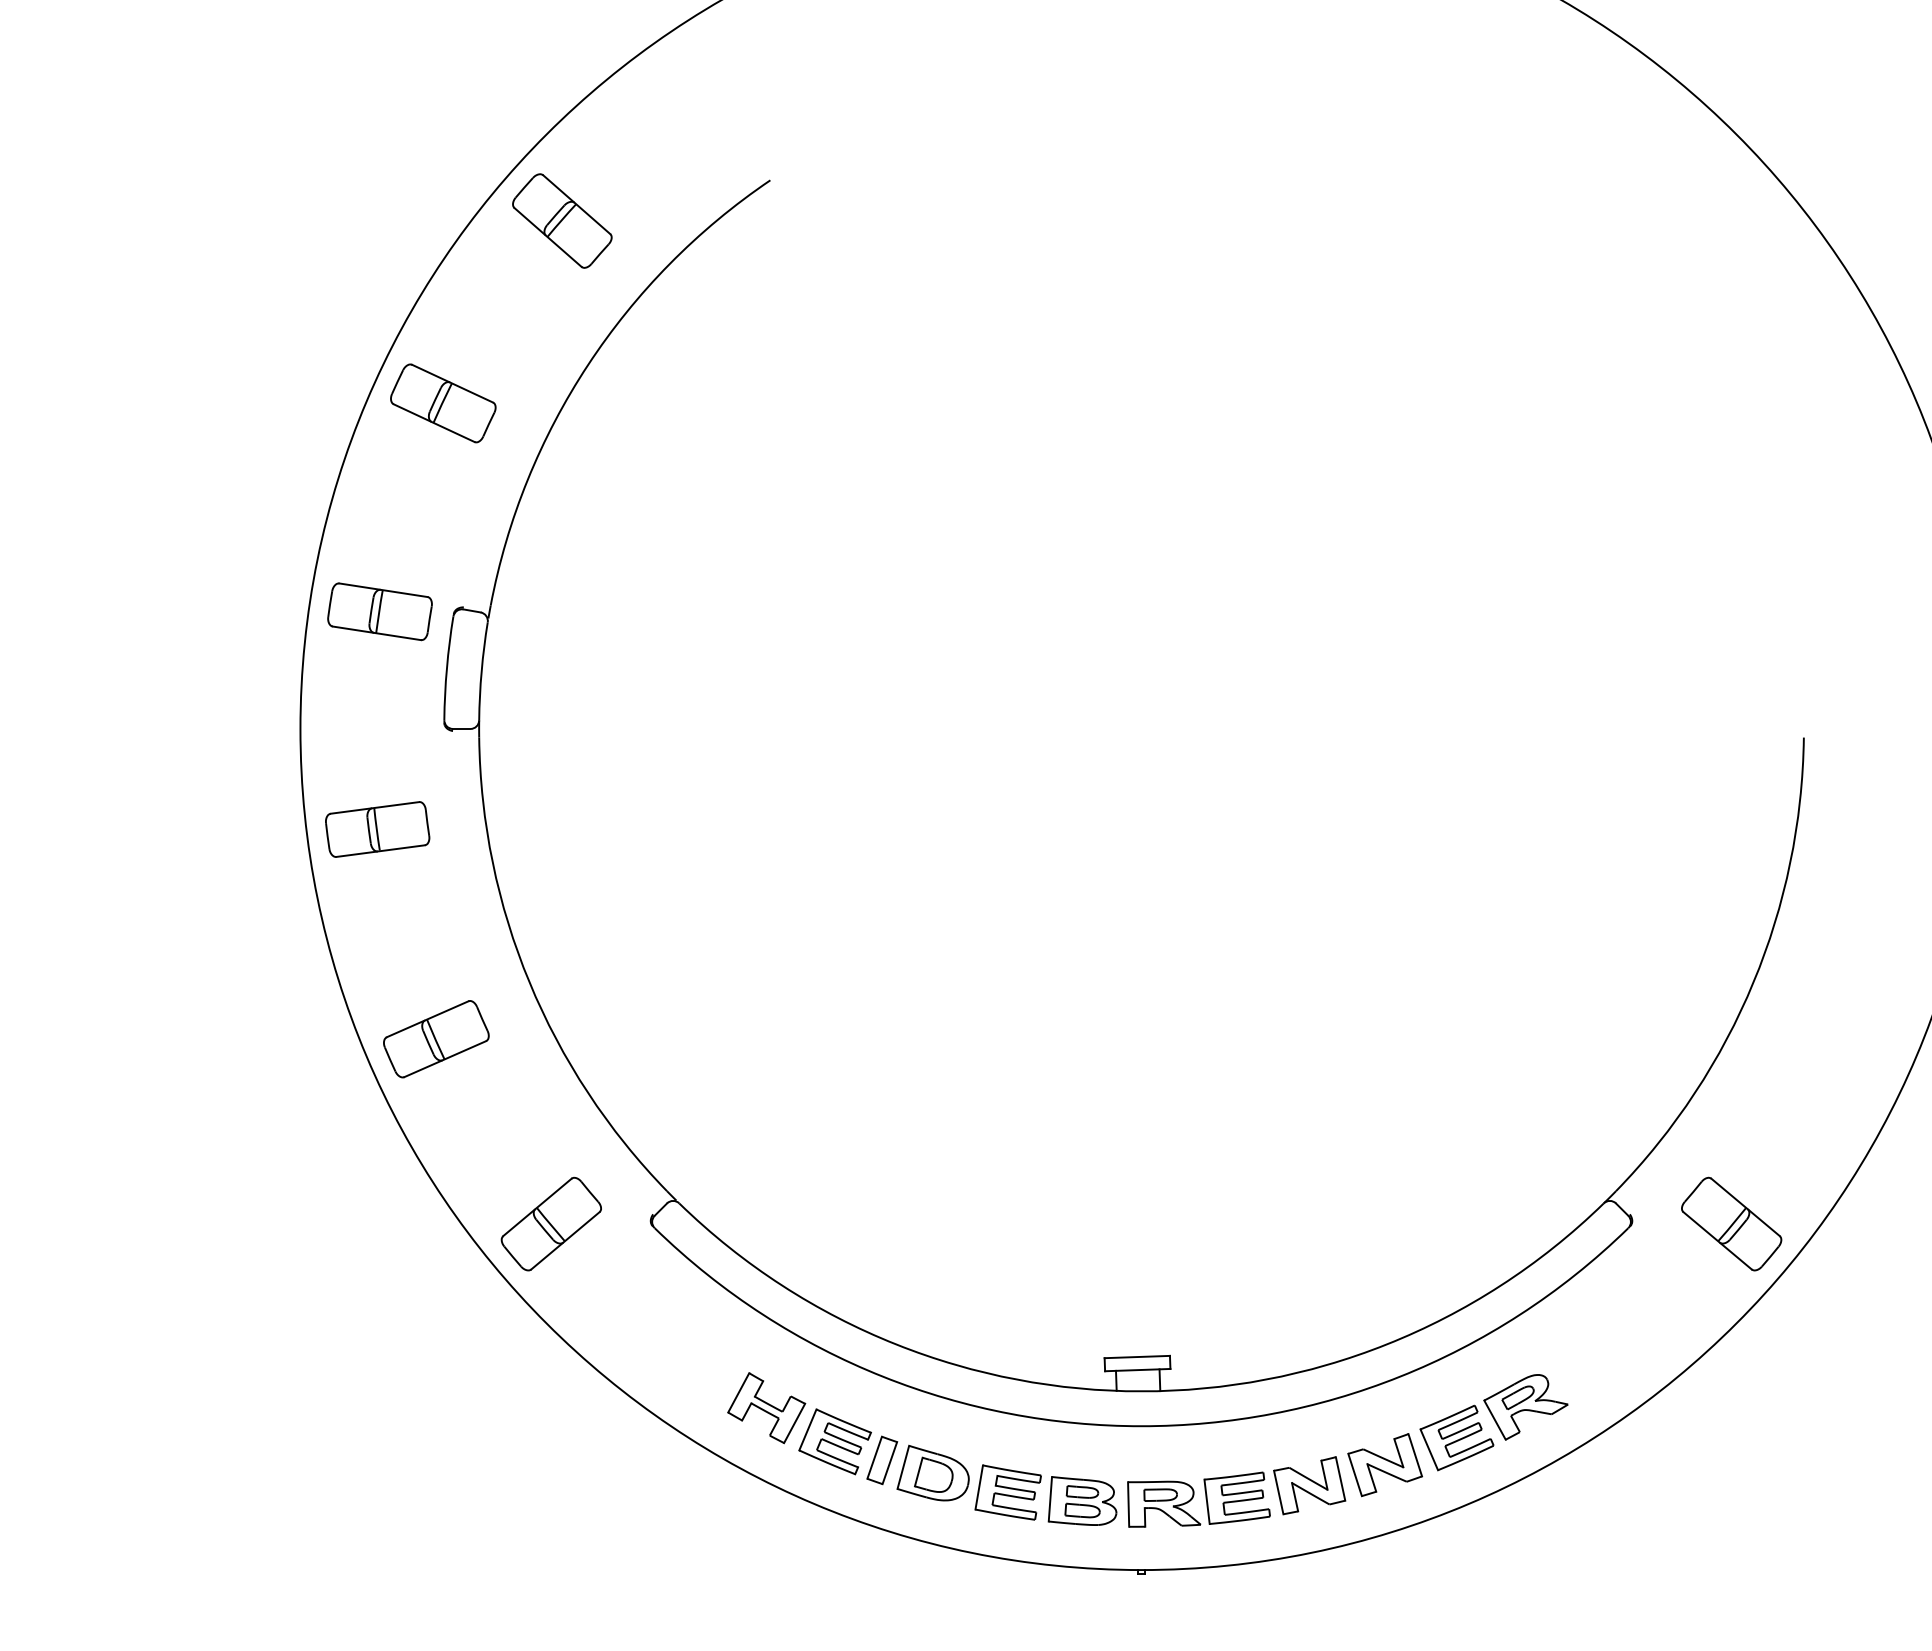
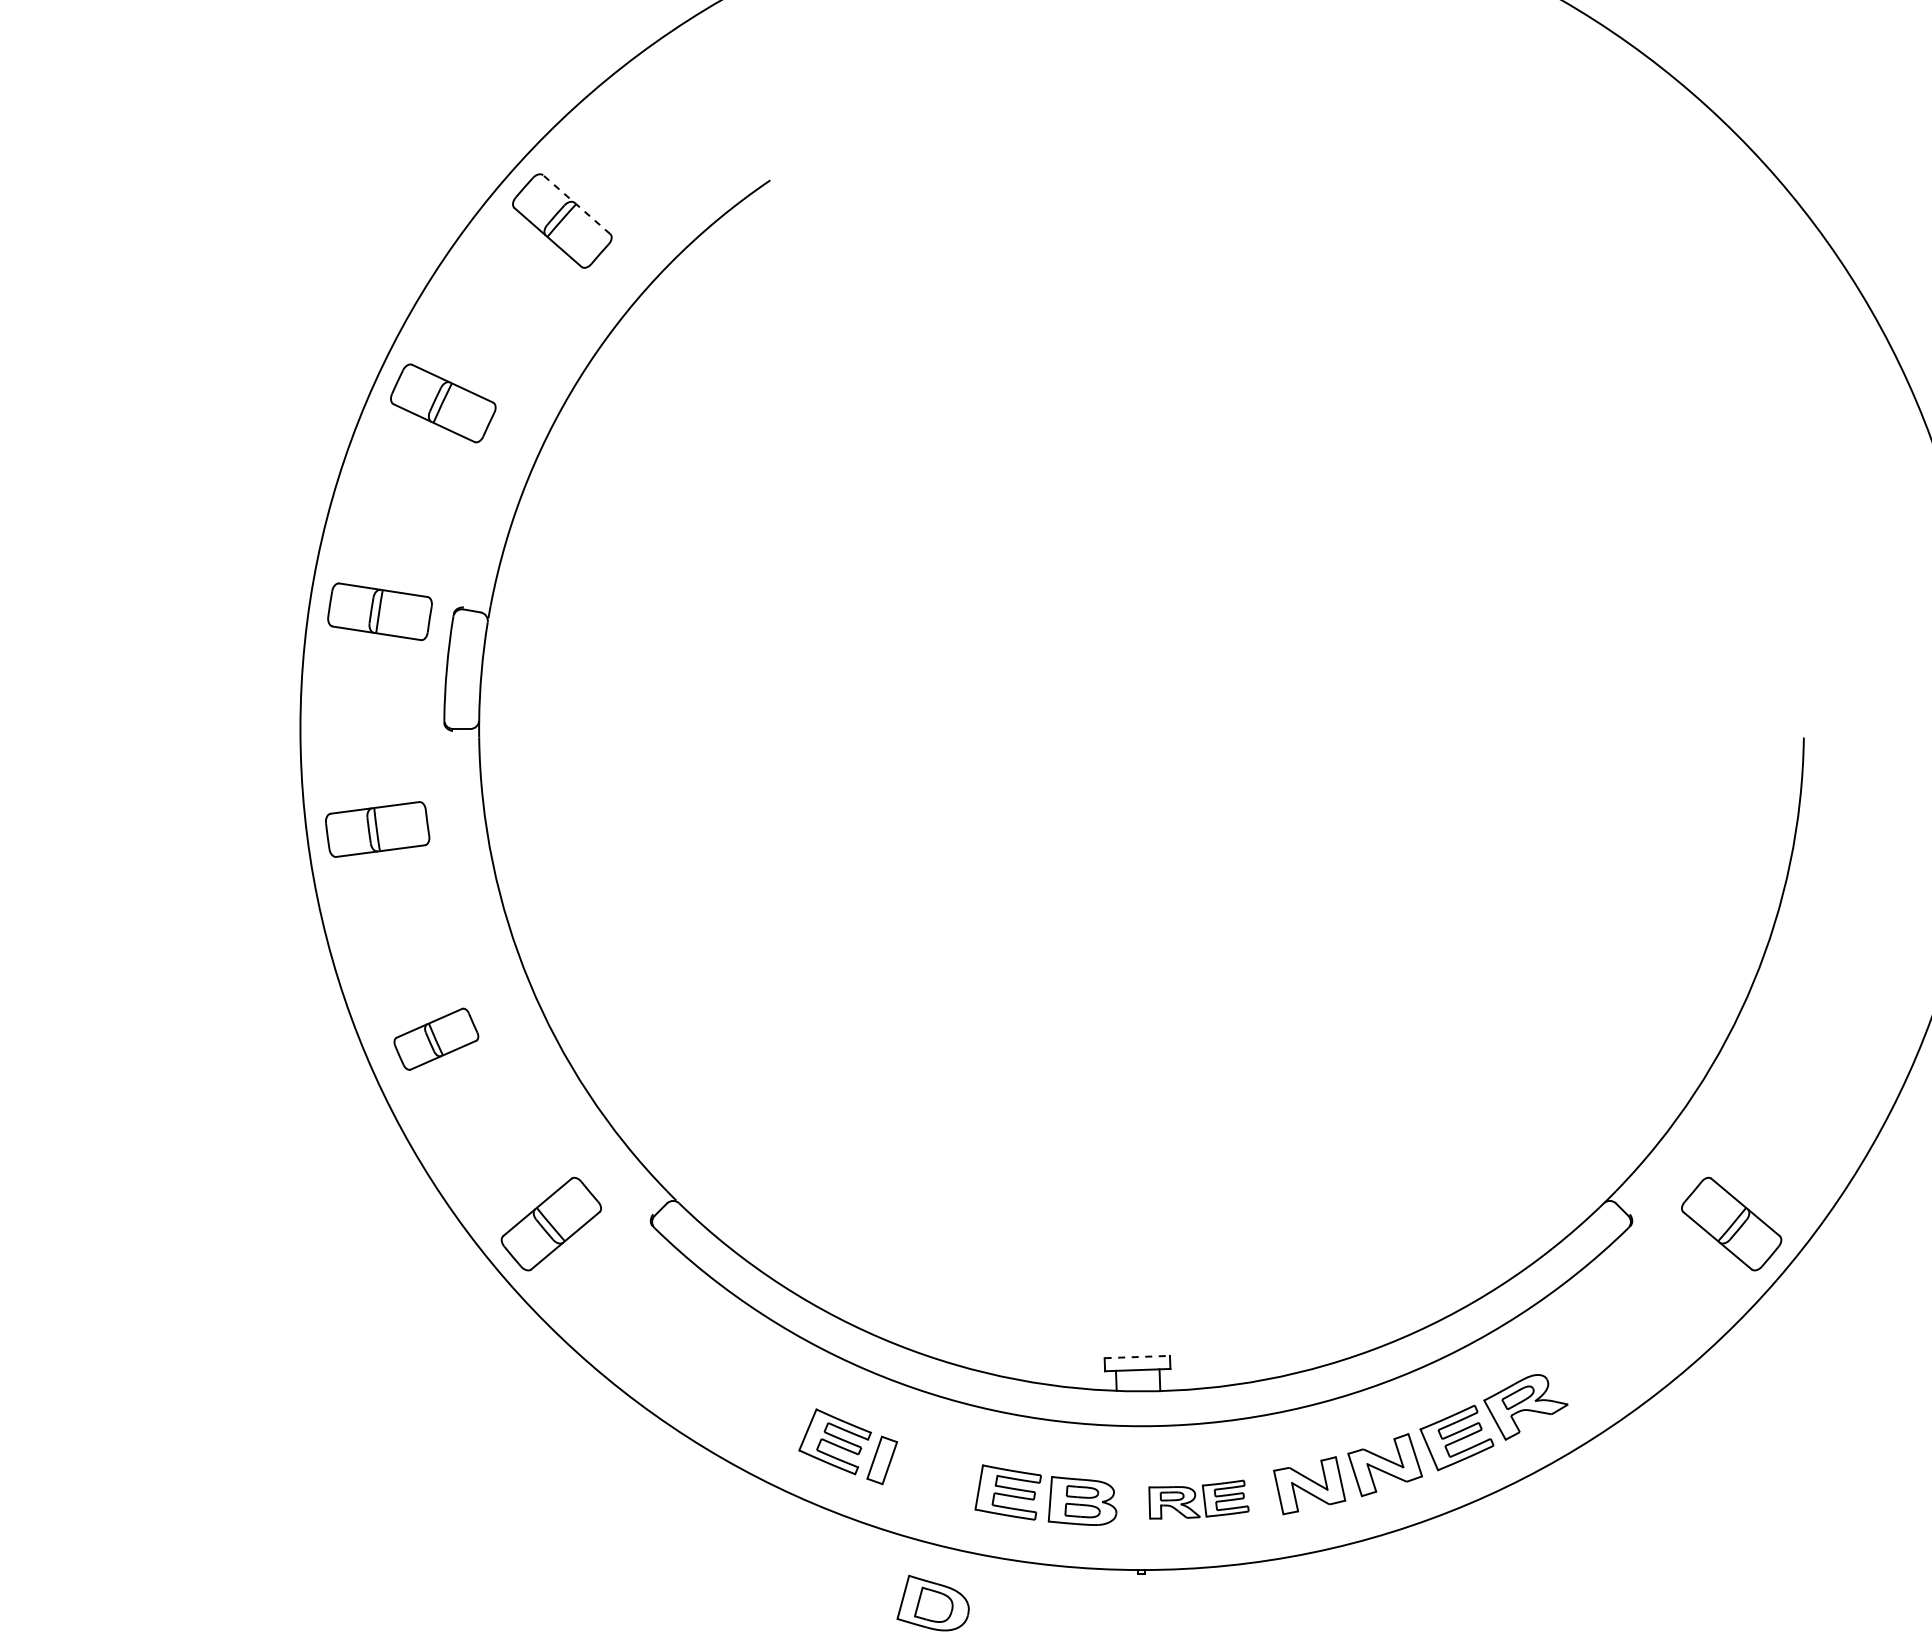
line: solid -> dashed (576, 204)
part size: 107x79 px -> 87x64 px (436, 1038)
line: solid -> dashed (1137, 1357)
part: present -> none (766, 1408)
part position: (932, 1472) -> (932, 1602) (932, 1602)
part size: 144x57 px -> 102x41 px (1198, 1499)
